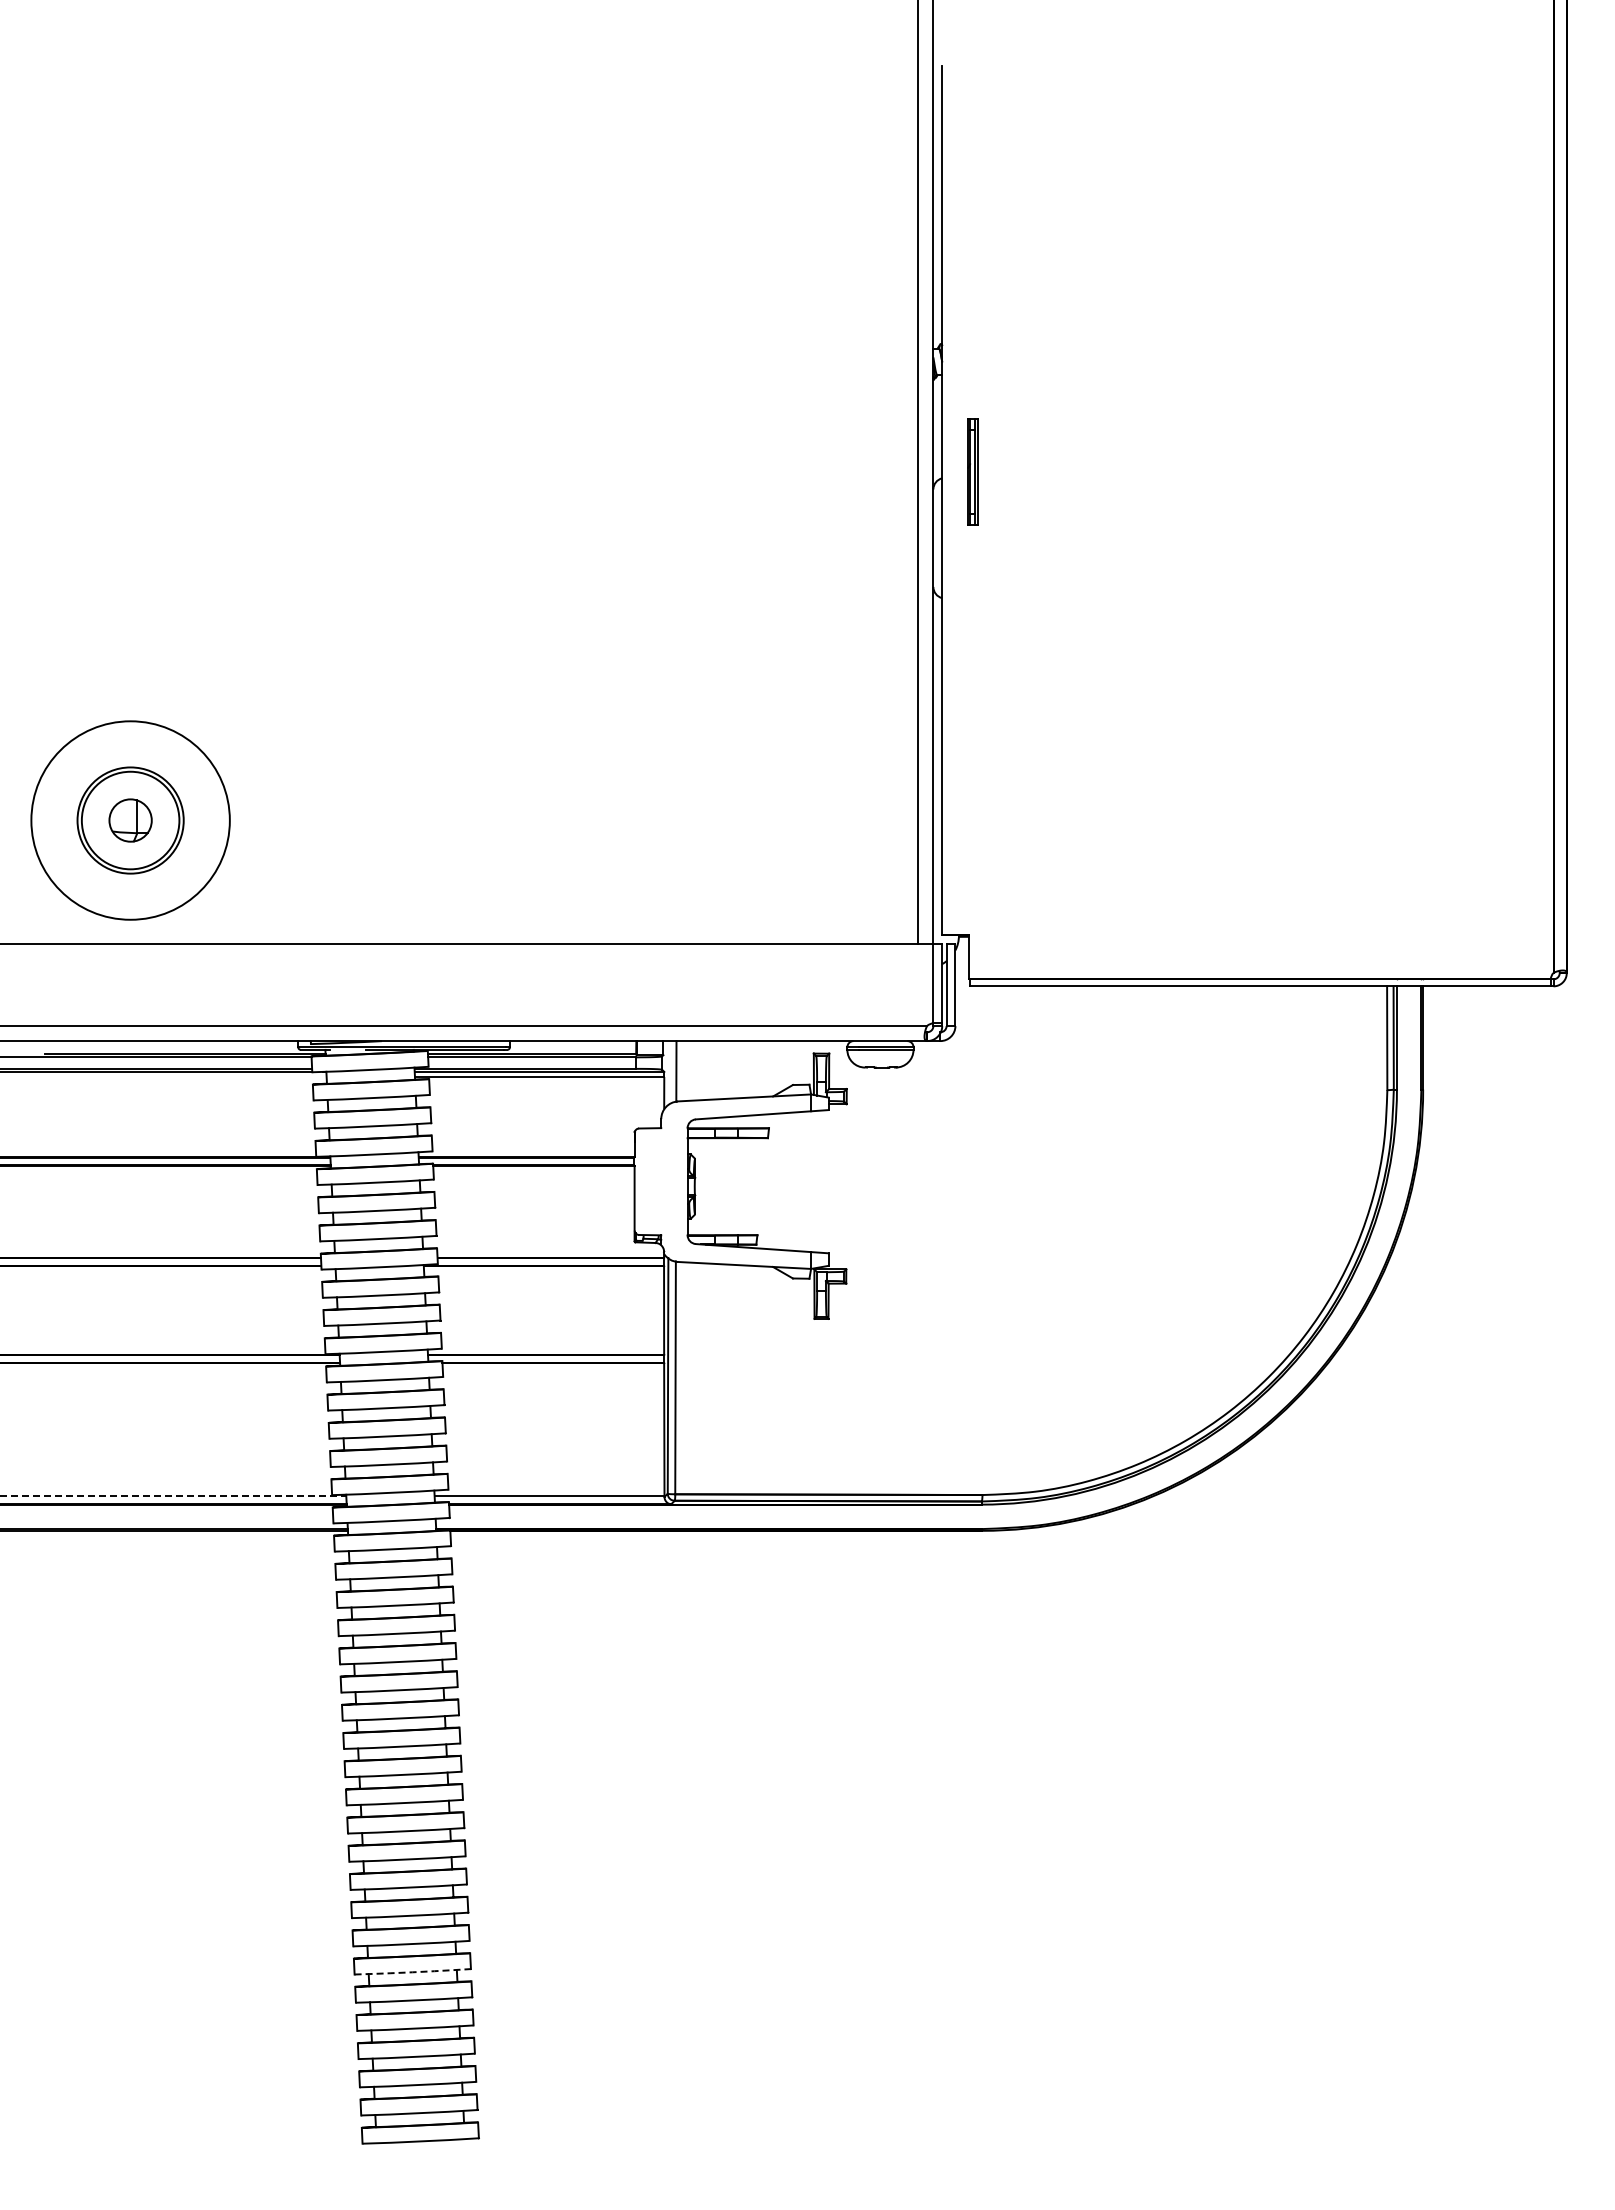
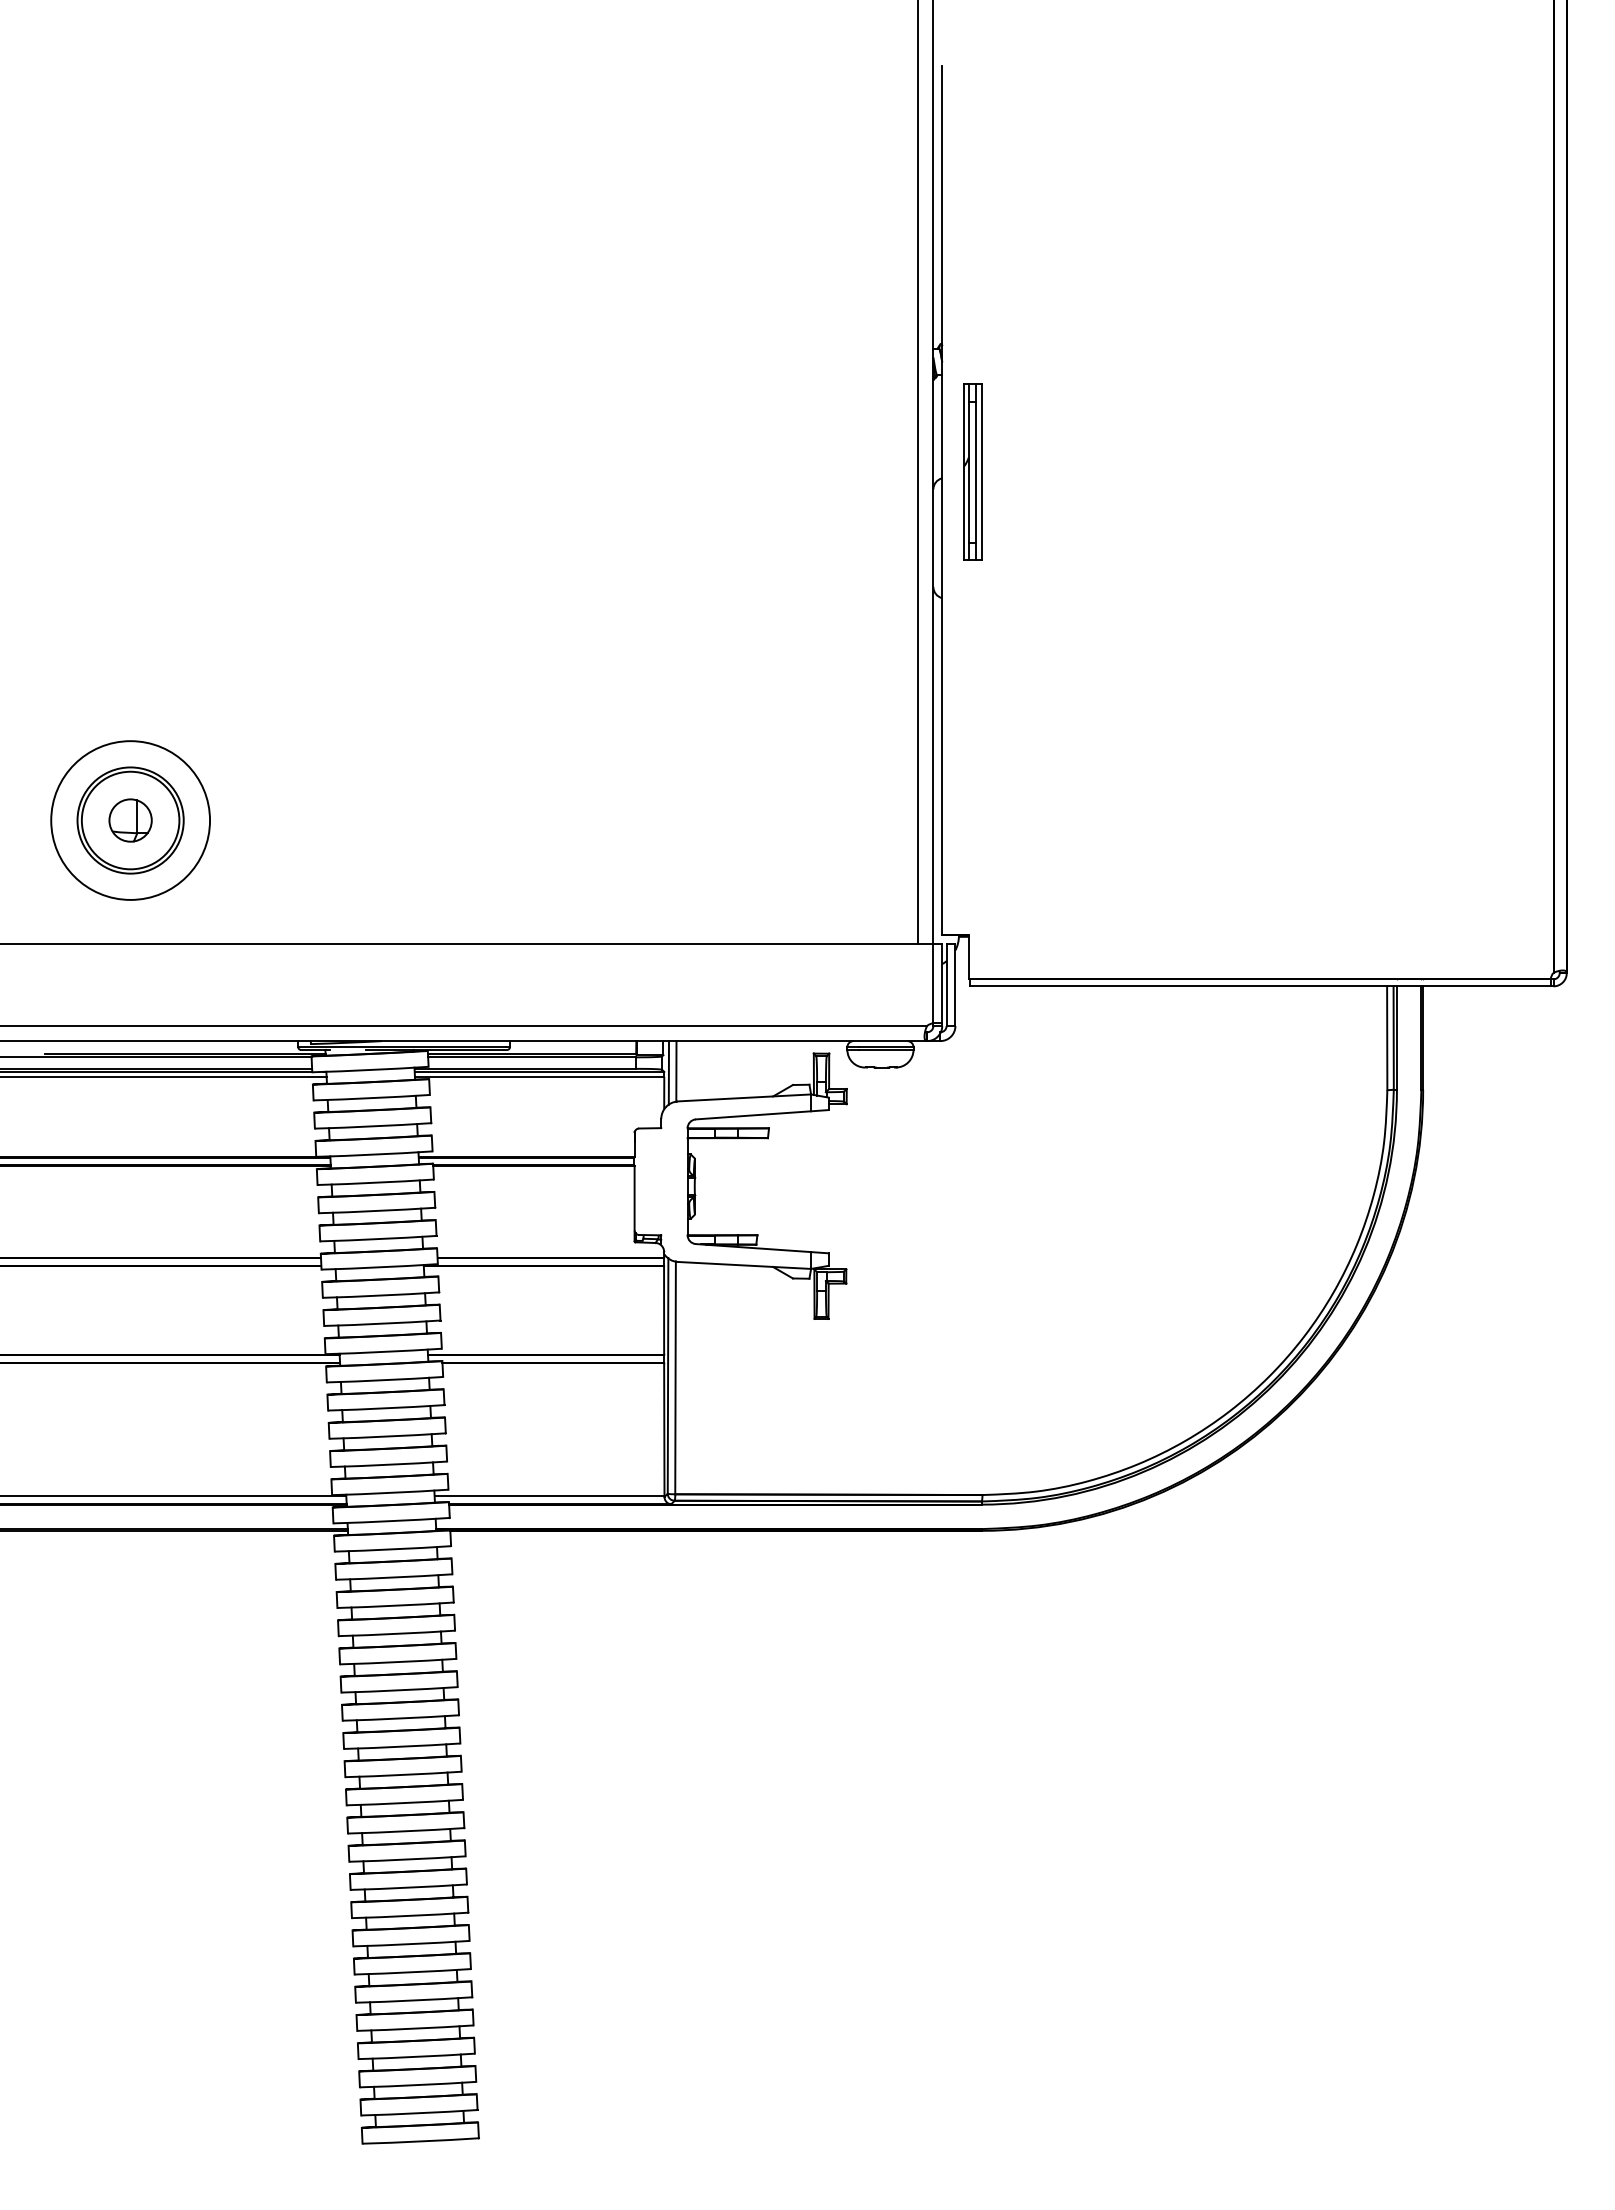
part size: 12x108 px -> 20x178 px (972, 471)
circle diameter: 198 px -> 159 px (130, 820)
line: none -> present (668, 1072)
line: none -> present (164, 1076)
line: dashed -> solid (173, 1496)
arc: dashed -> solid (412, 1972)
